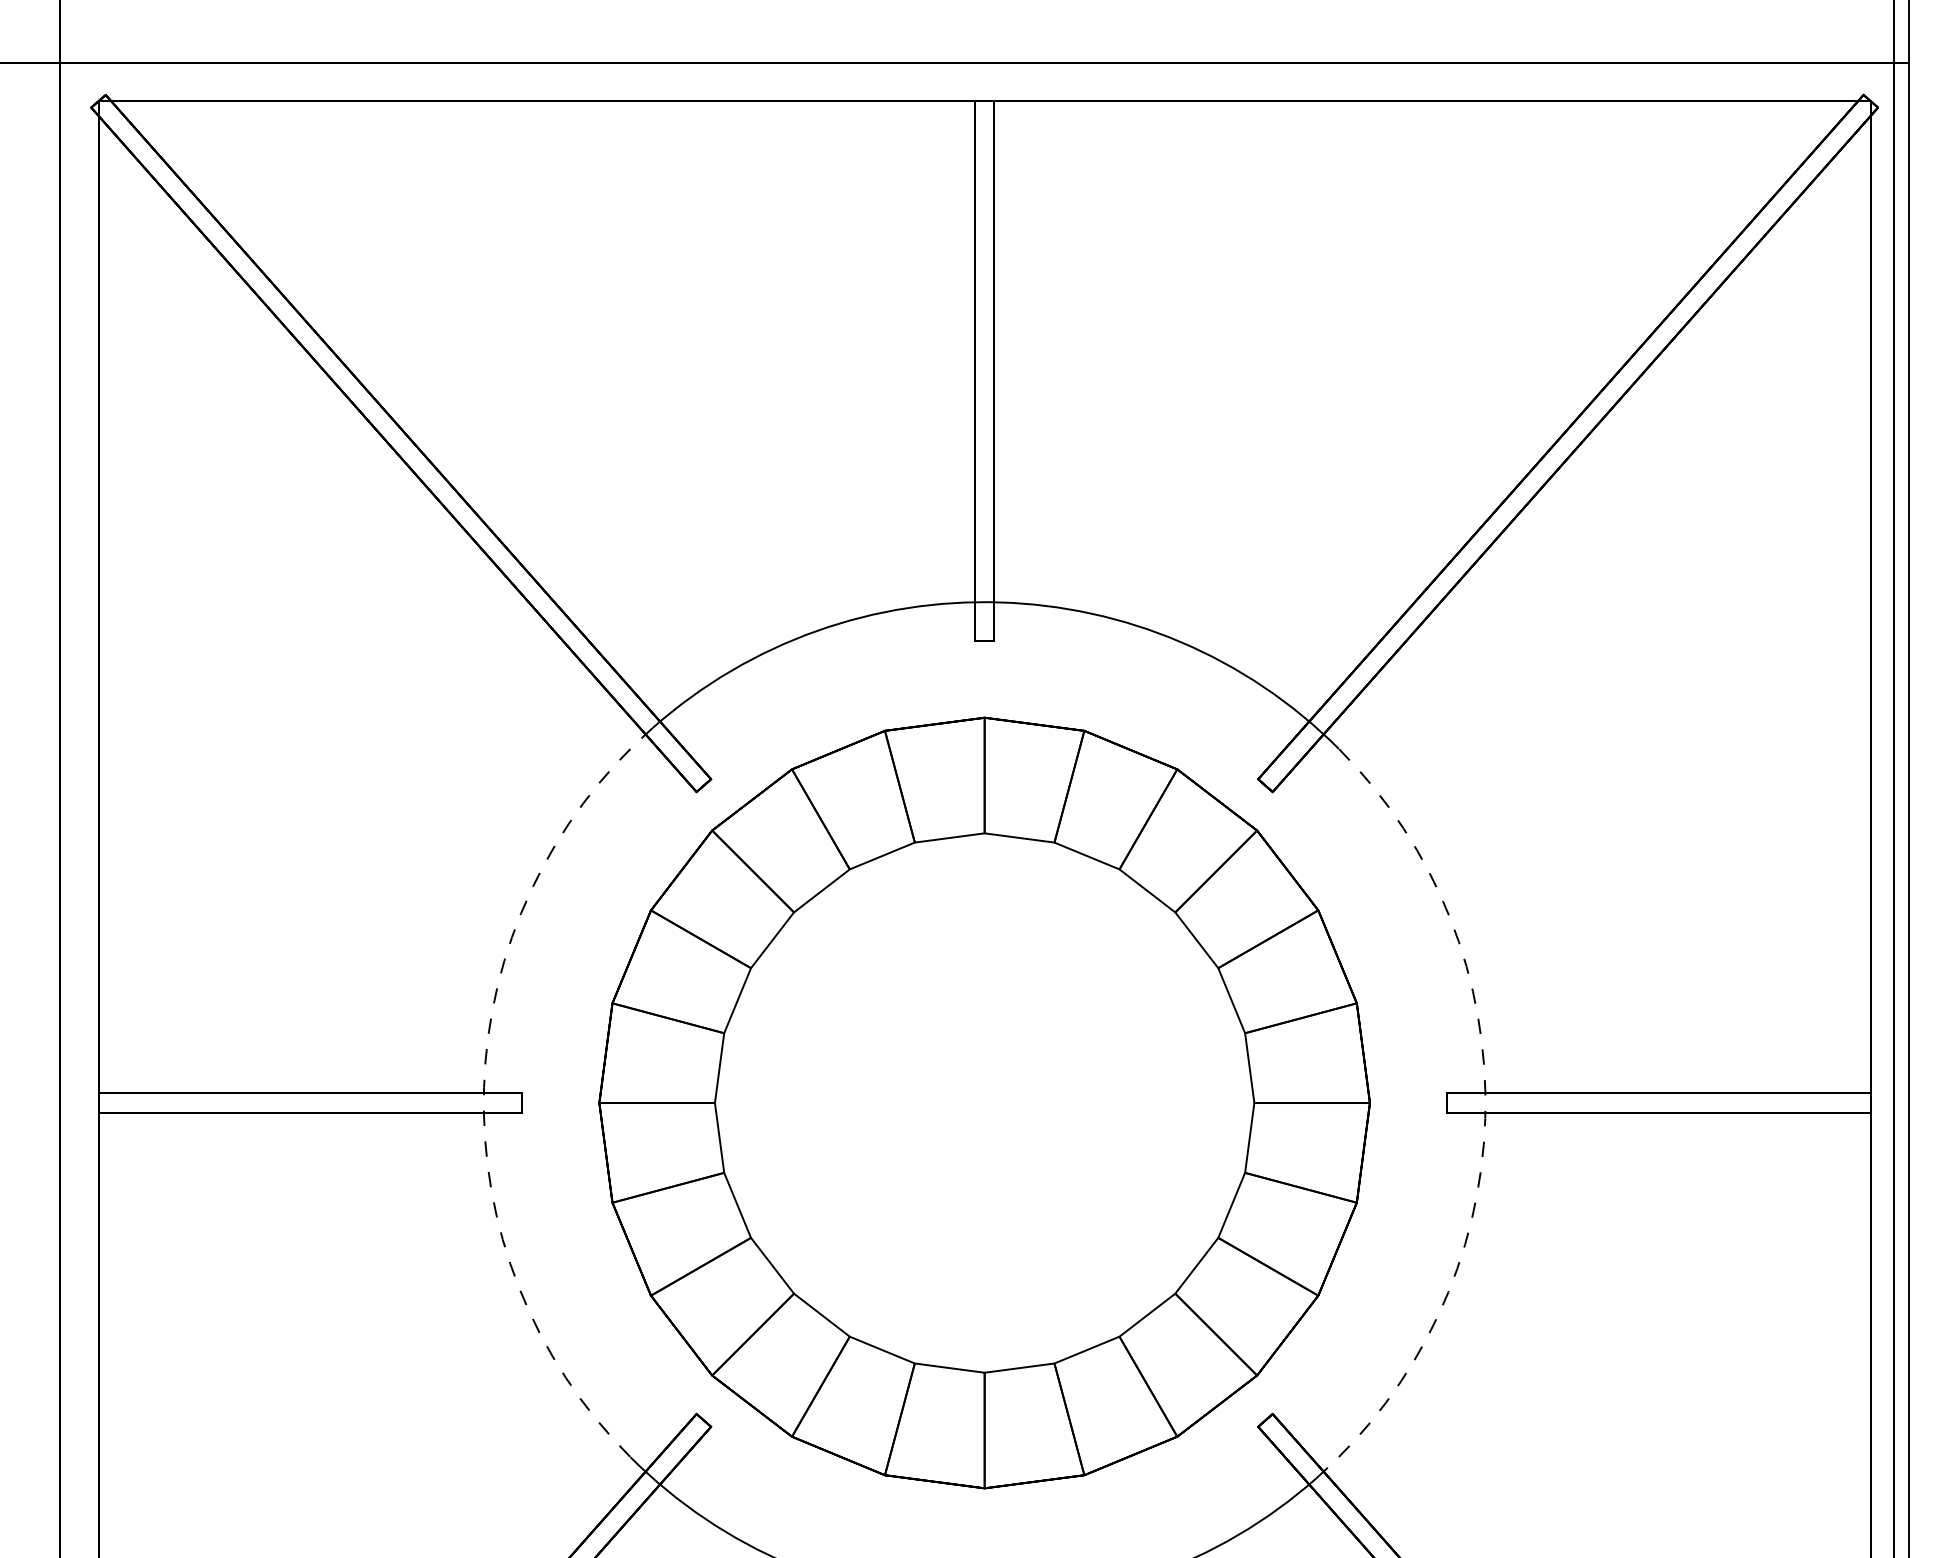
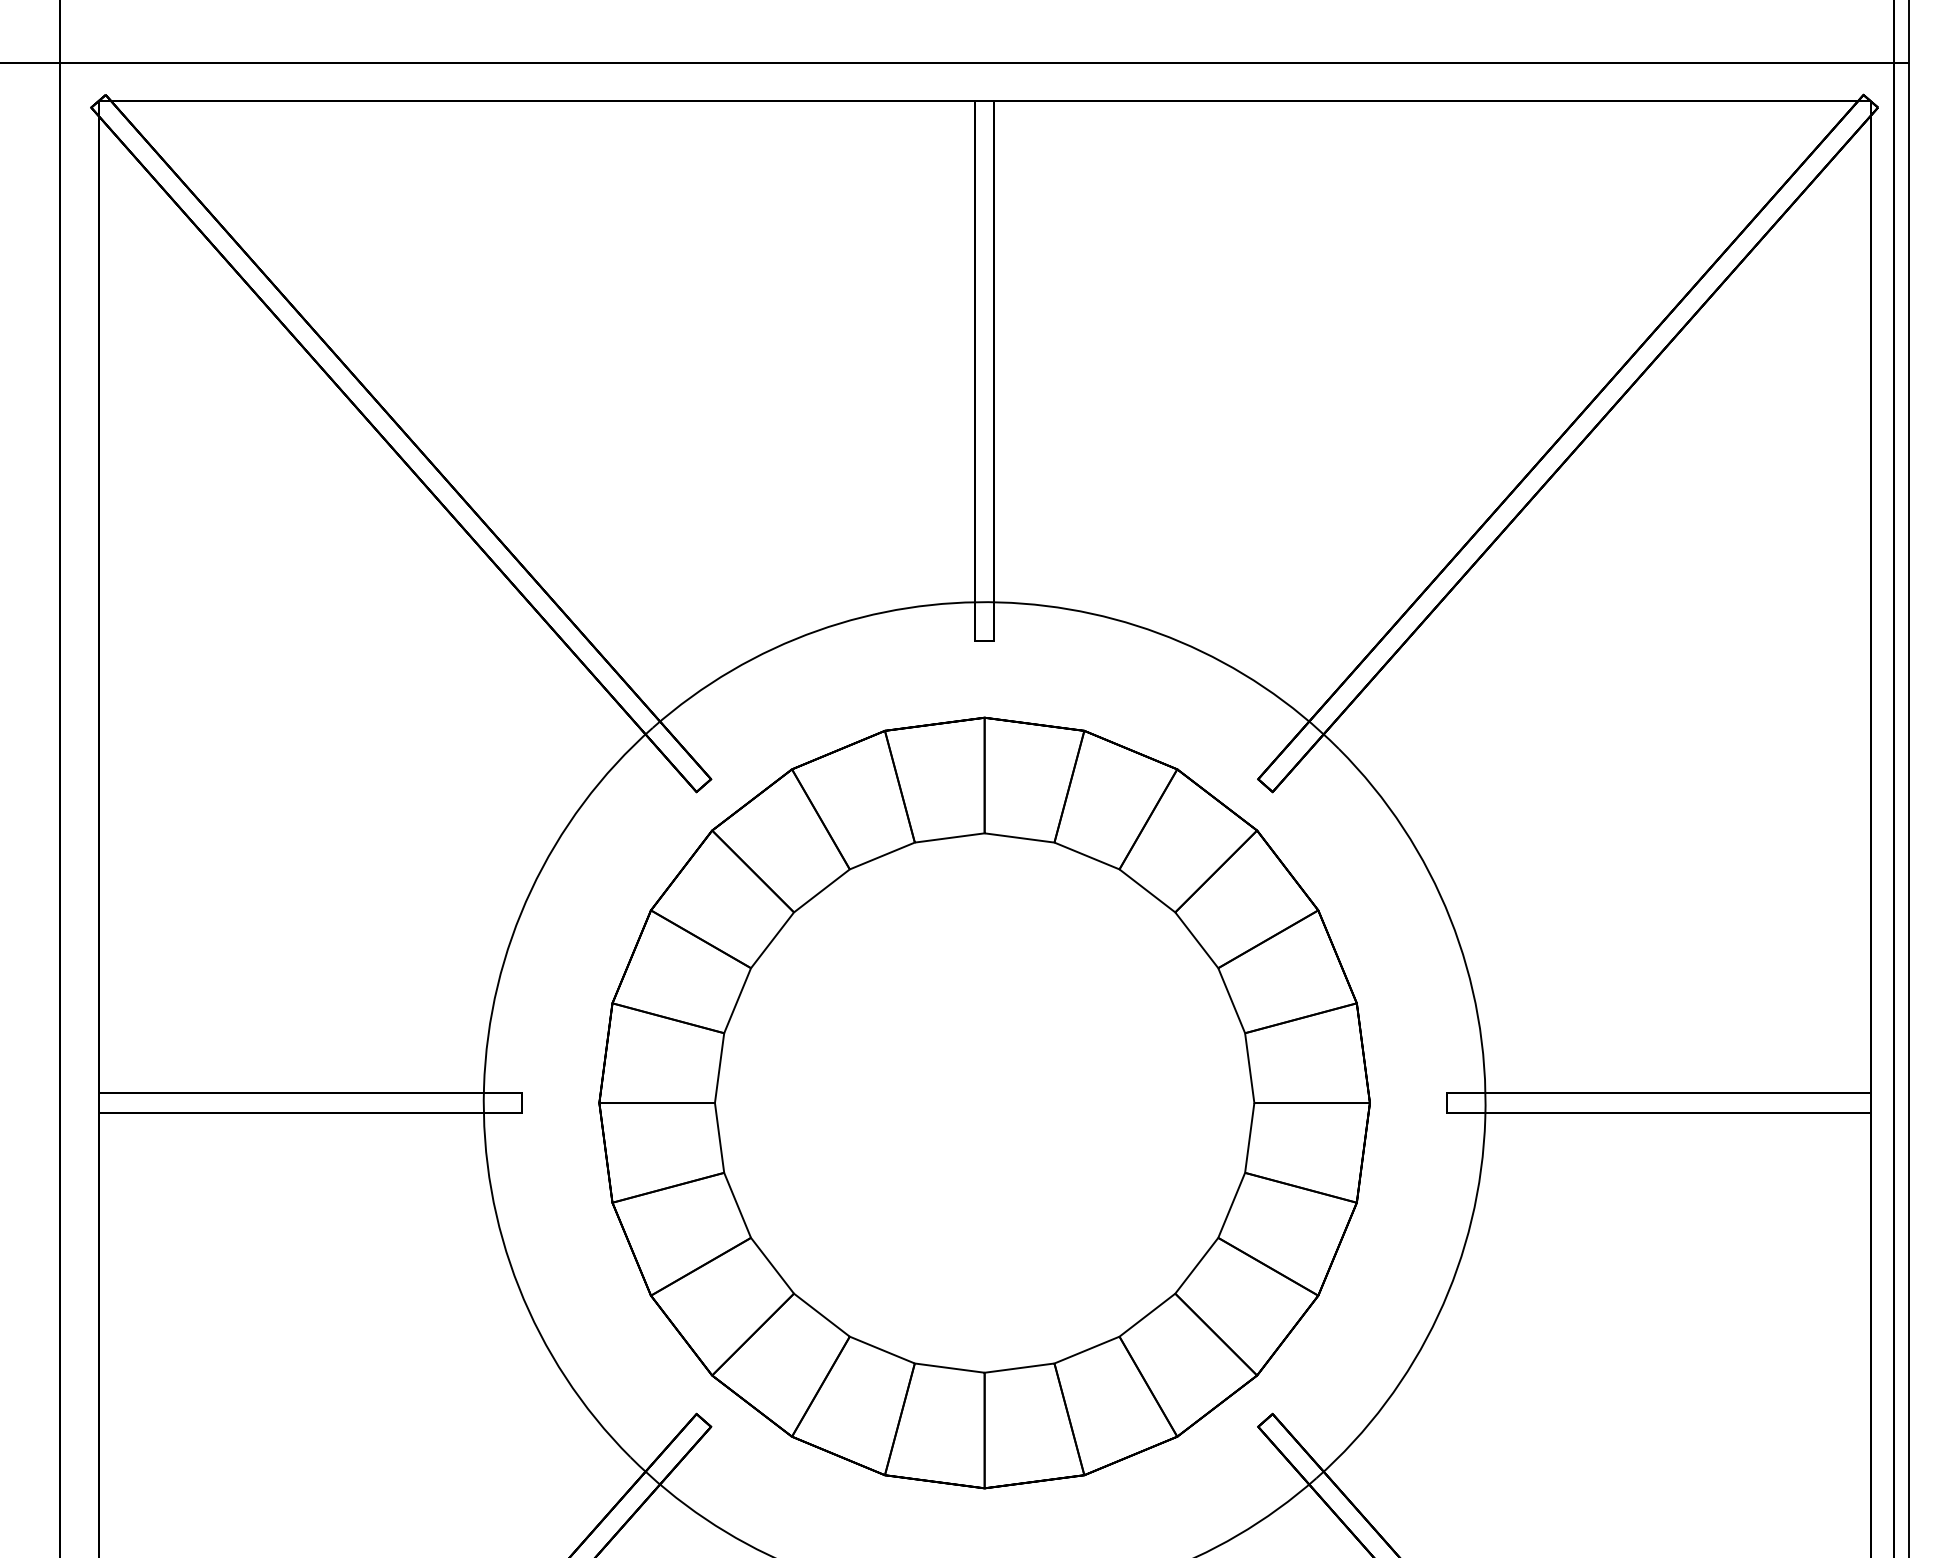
arc: dashed -> solid (484, 1087)
arc: dashed -> solid (1485, 1118)
